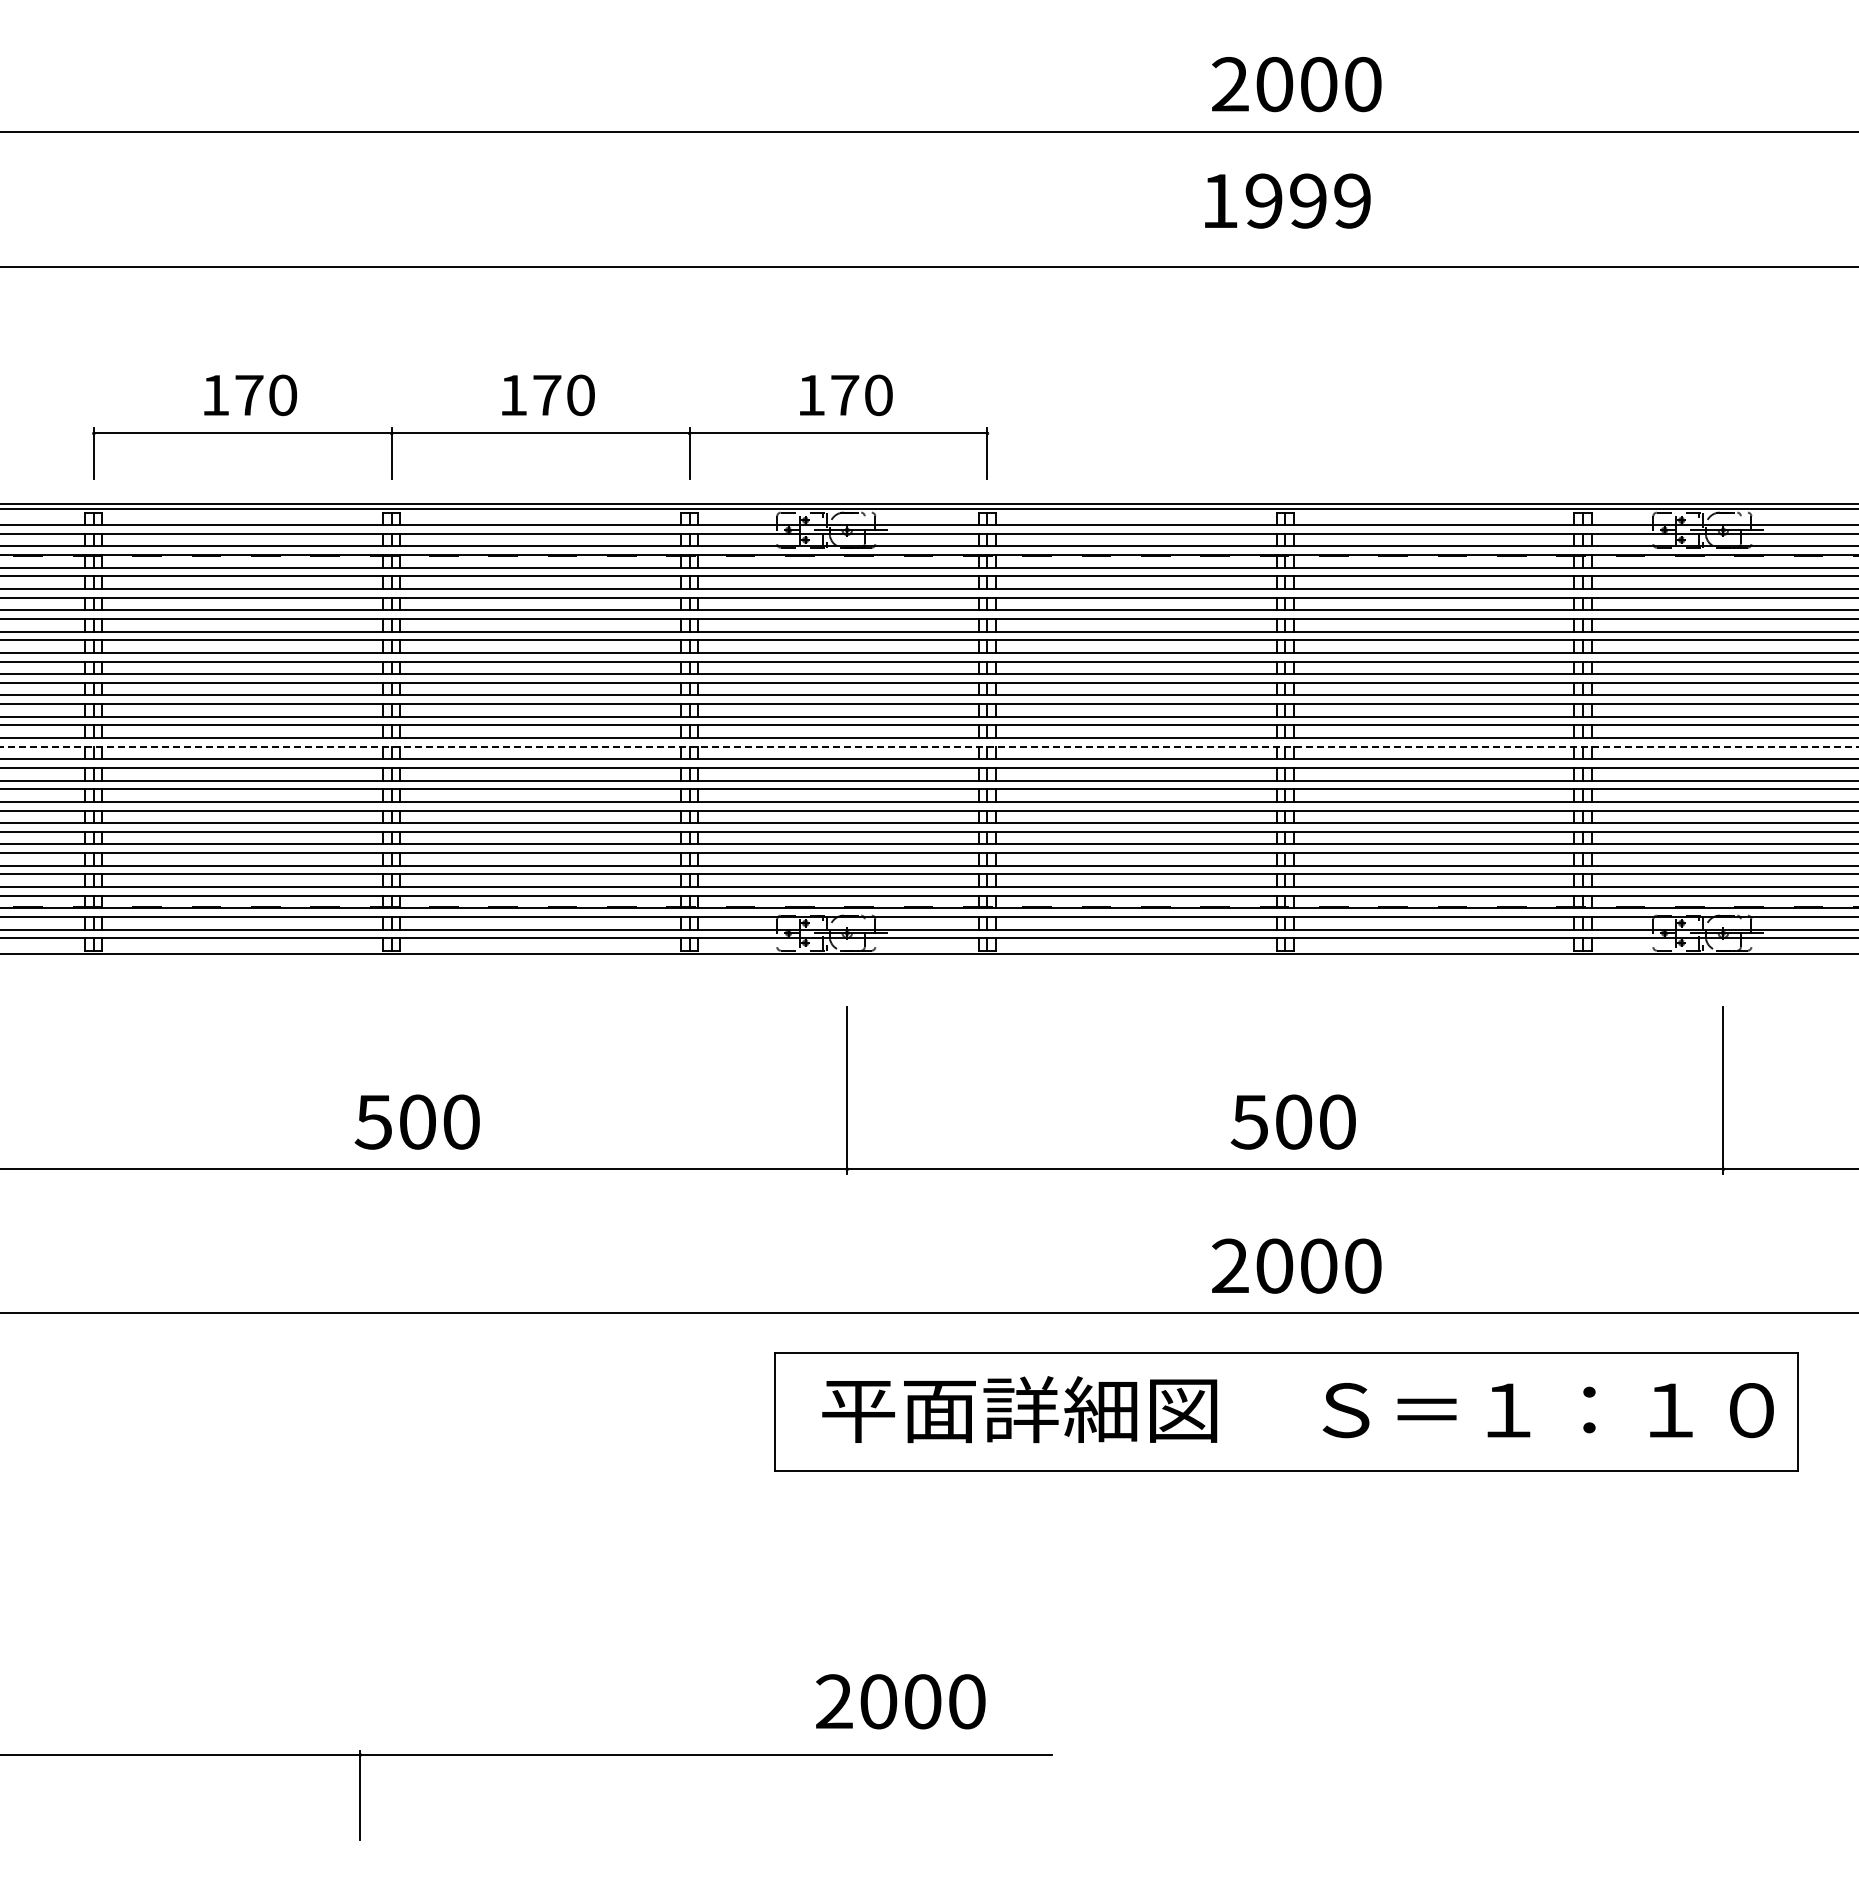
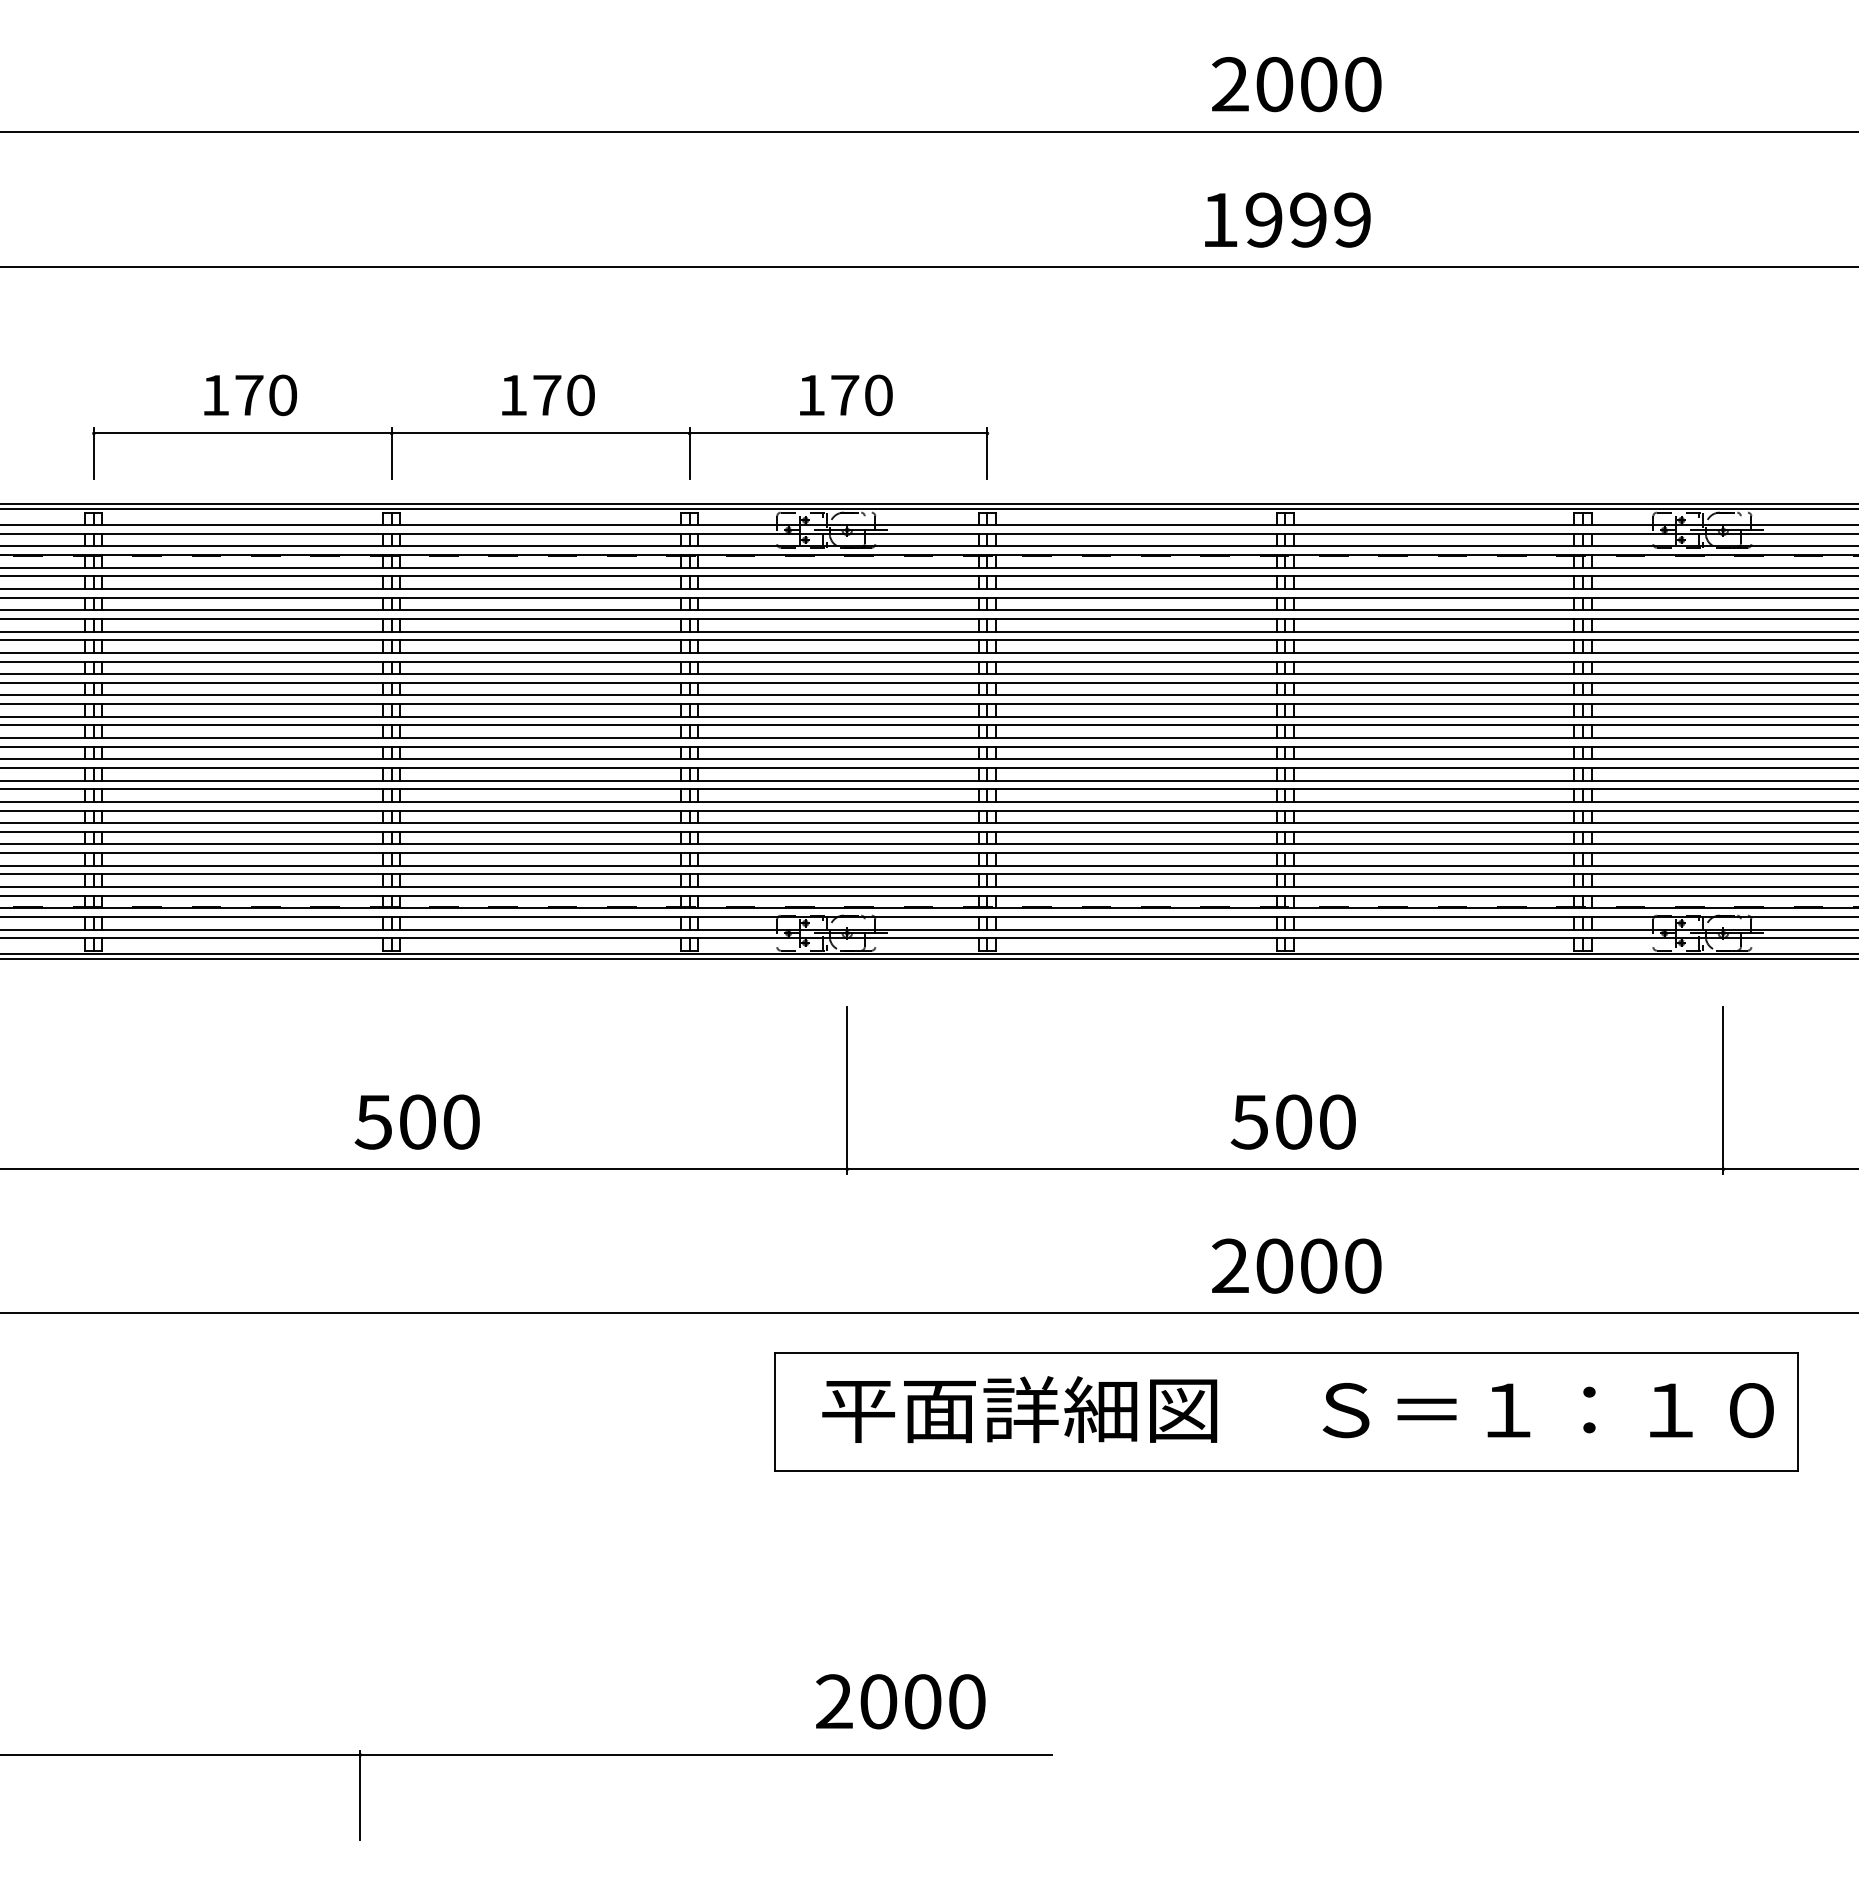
text position: (1287, 200) -> (1287, 219) (1287, 219)
line: dashed -> solid (929, 746)
line: none -> present (928, 959)
